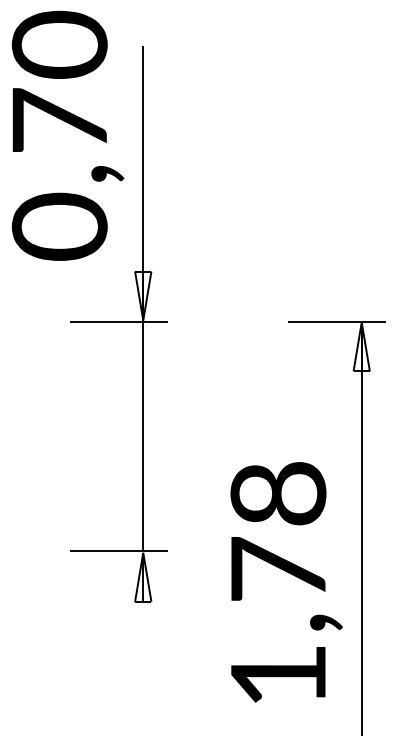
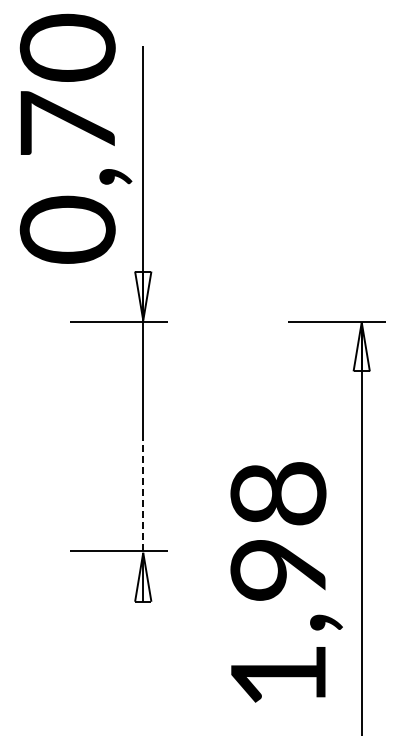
text position: (67, 135) -> (75, 138) (75, 138)
line: solid -> dashed (143, 493)
text: 1,78 -> 1,98 (277, 568)
